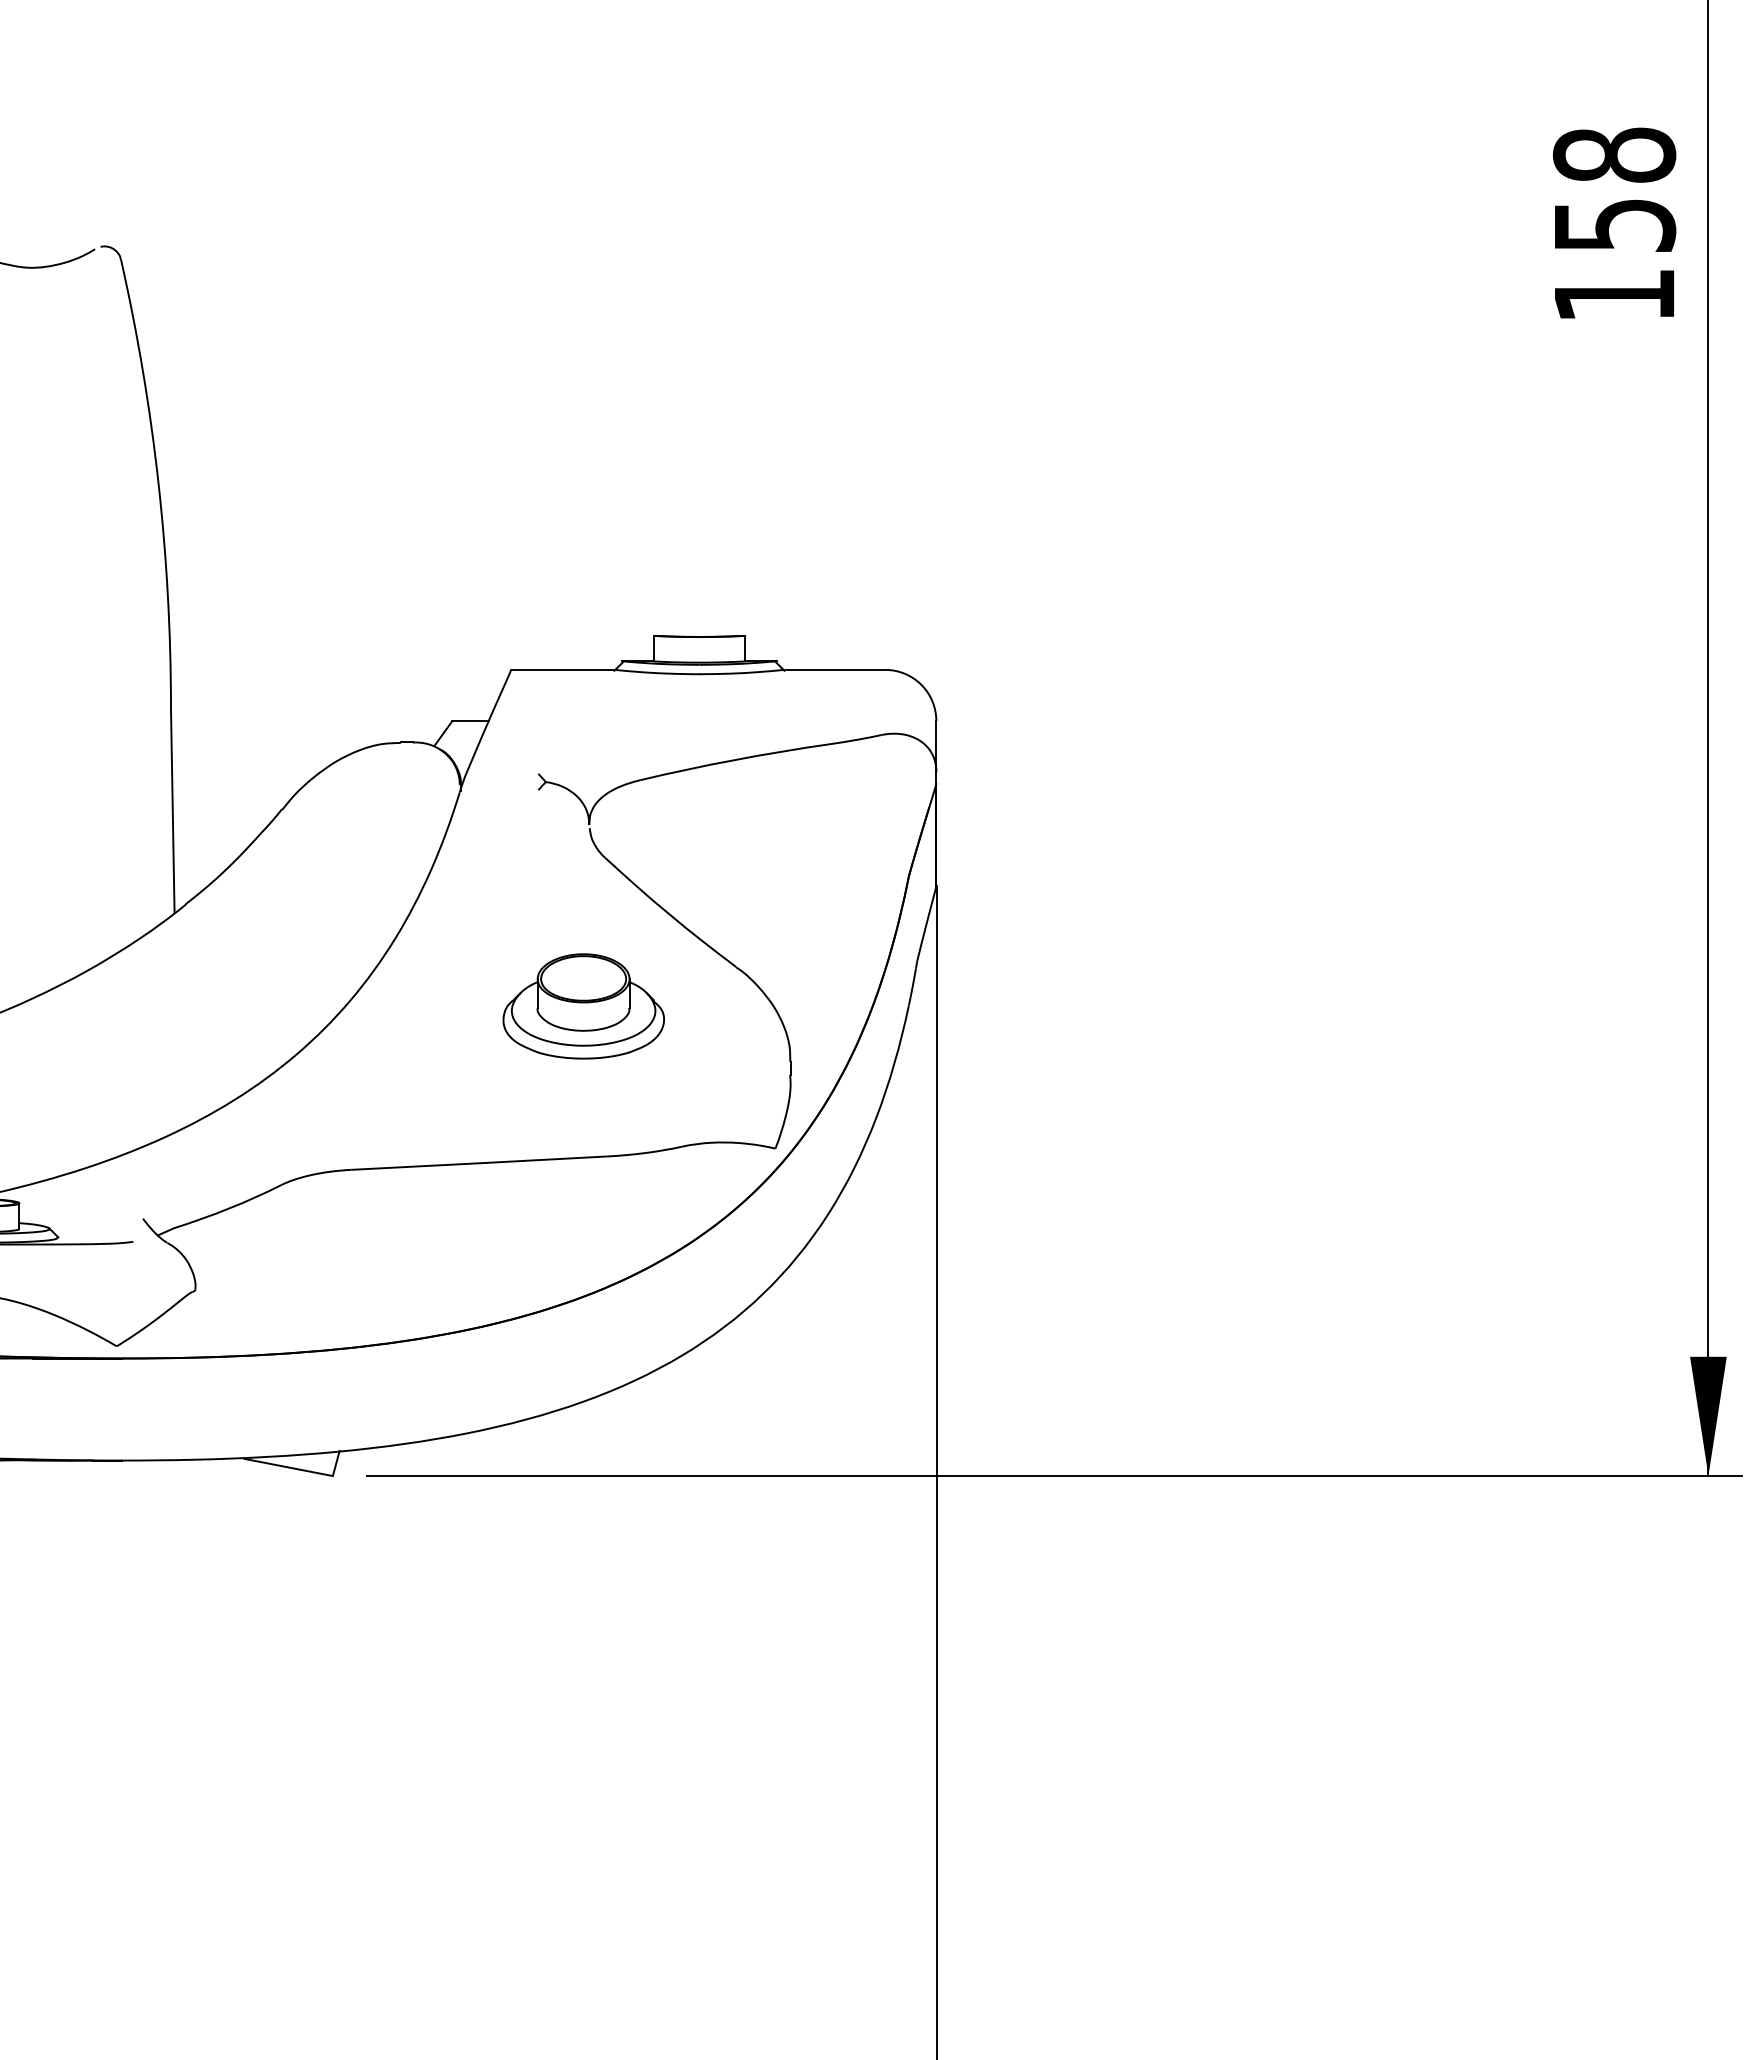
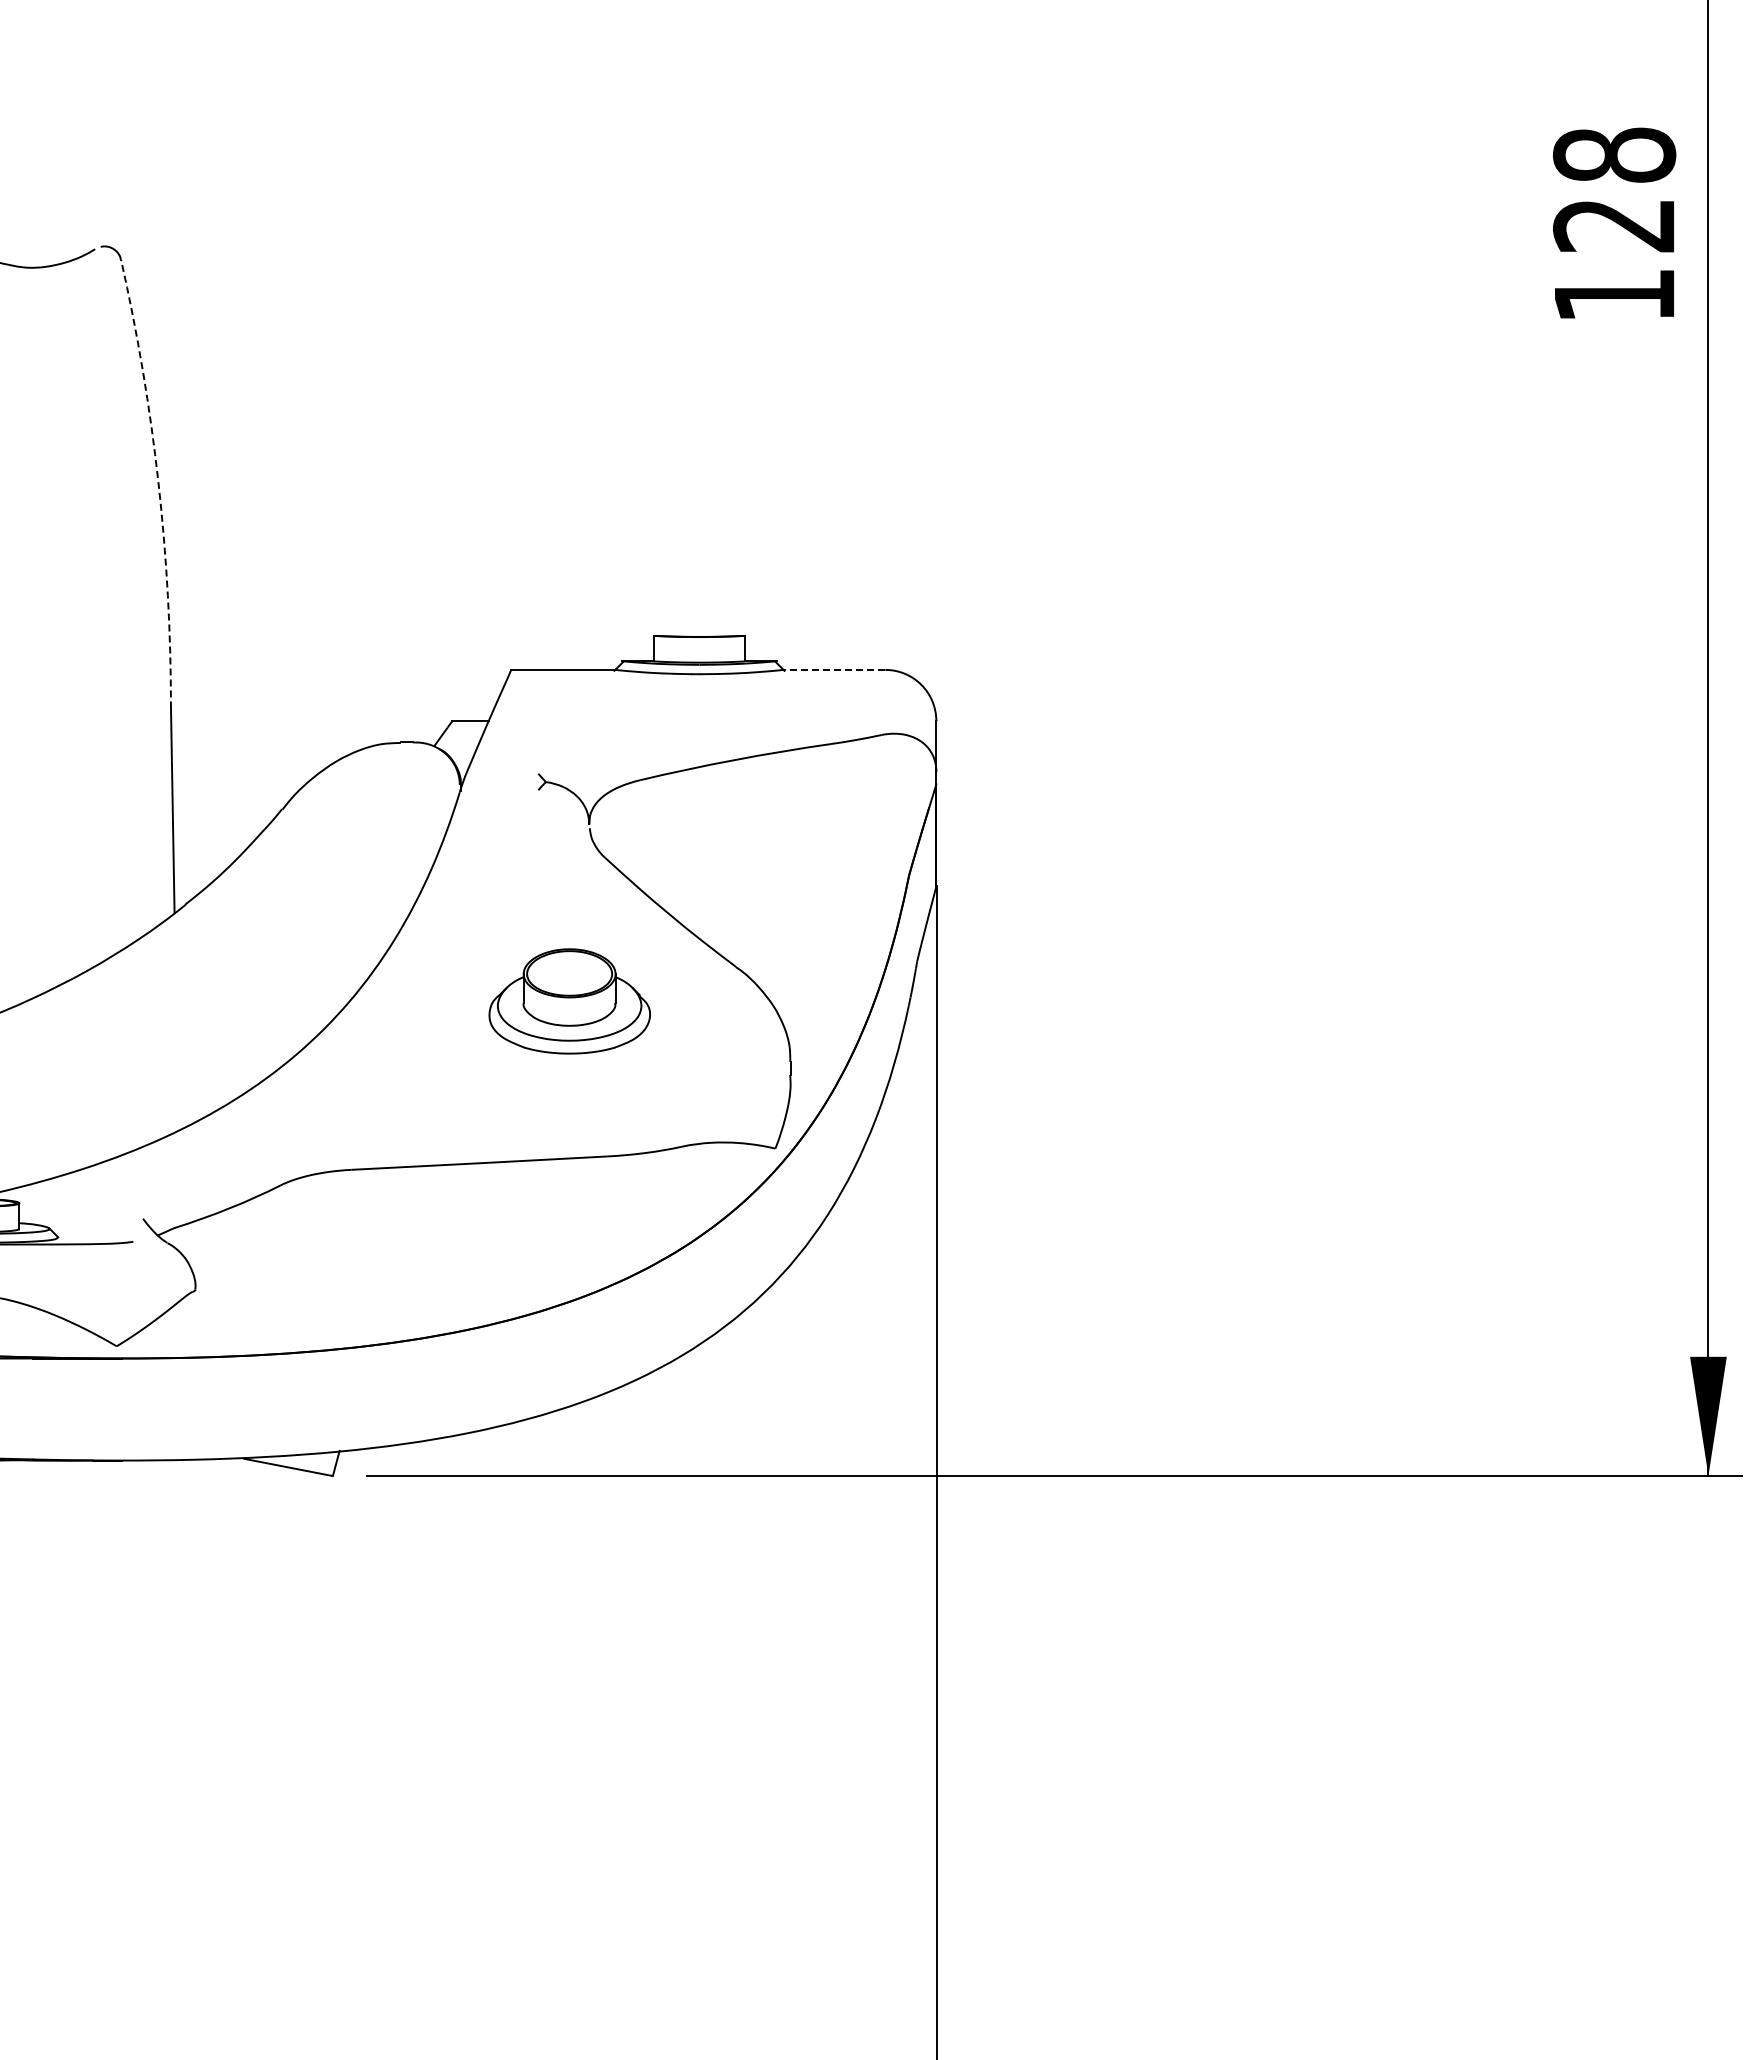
text: 158 -> 128 (1614, 225)
arc: solid -> dashed (158, 482)
line: solid -> dashed (834, 669)
part position: (583, 1006) -> (569, 1001) (569, 1001)
